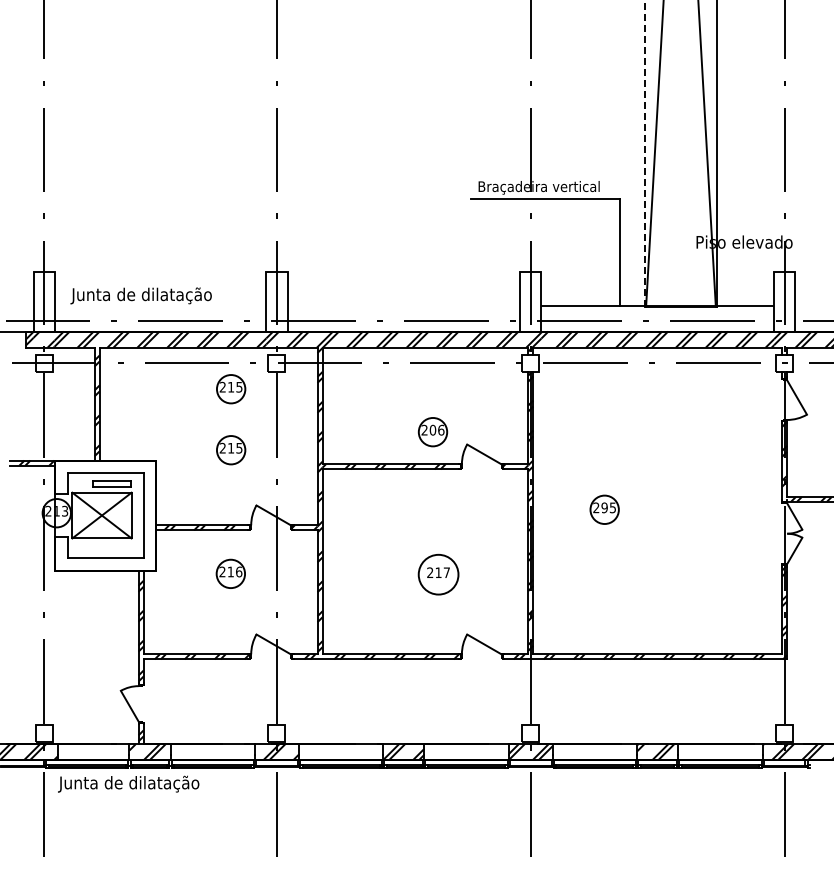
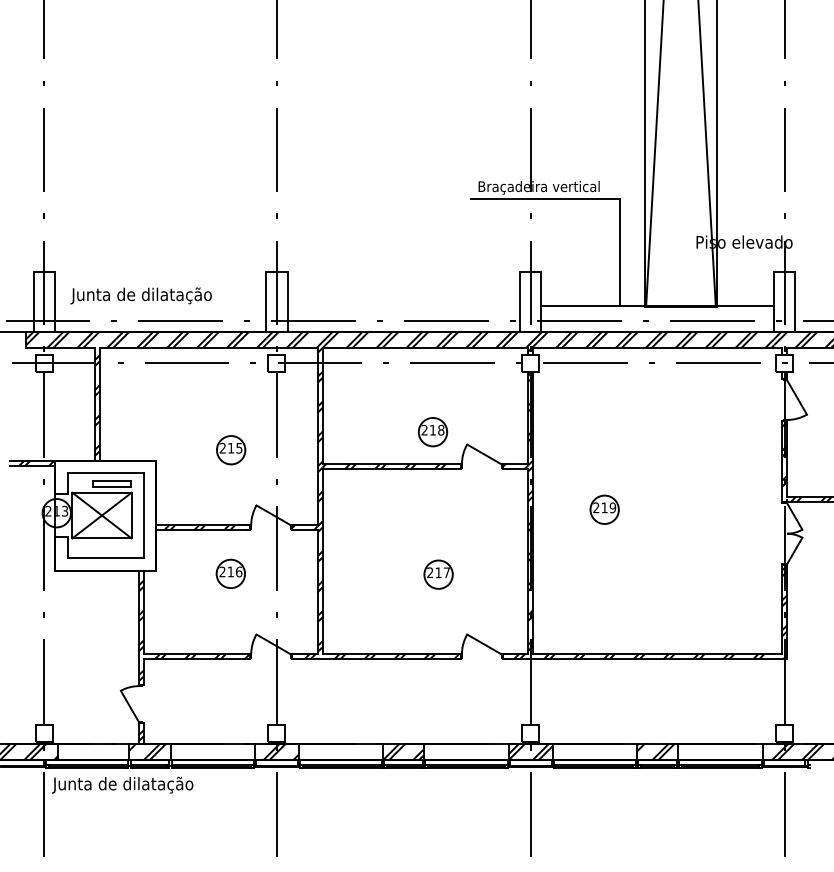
line: dashed -> solid (645, 153)
part: present -> none (231, 389)
text: 206 -> 218 (436, 429)
text: 295 -> 219 (608, 507)
circle diameter: 40 px -> 28 px (438, 574)
text position: (128, 783) -> (122, 784) (122, 784)
